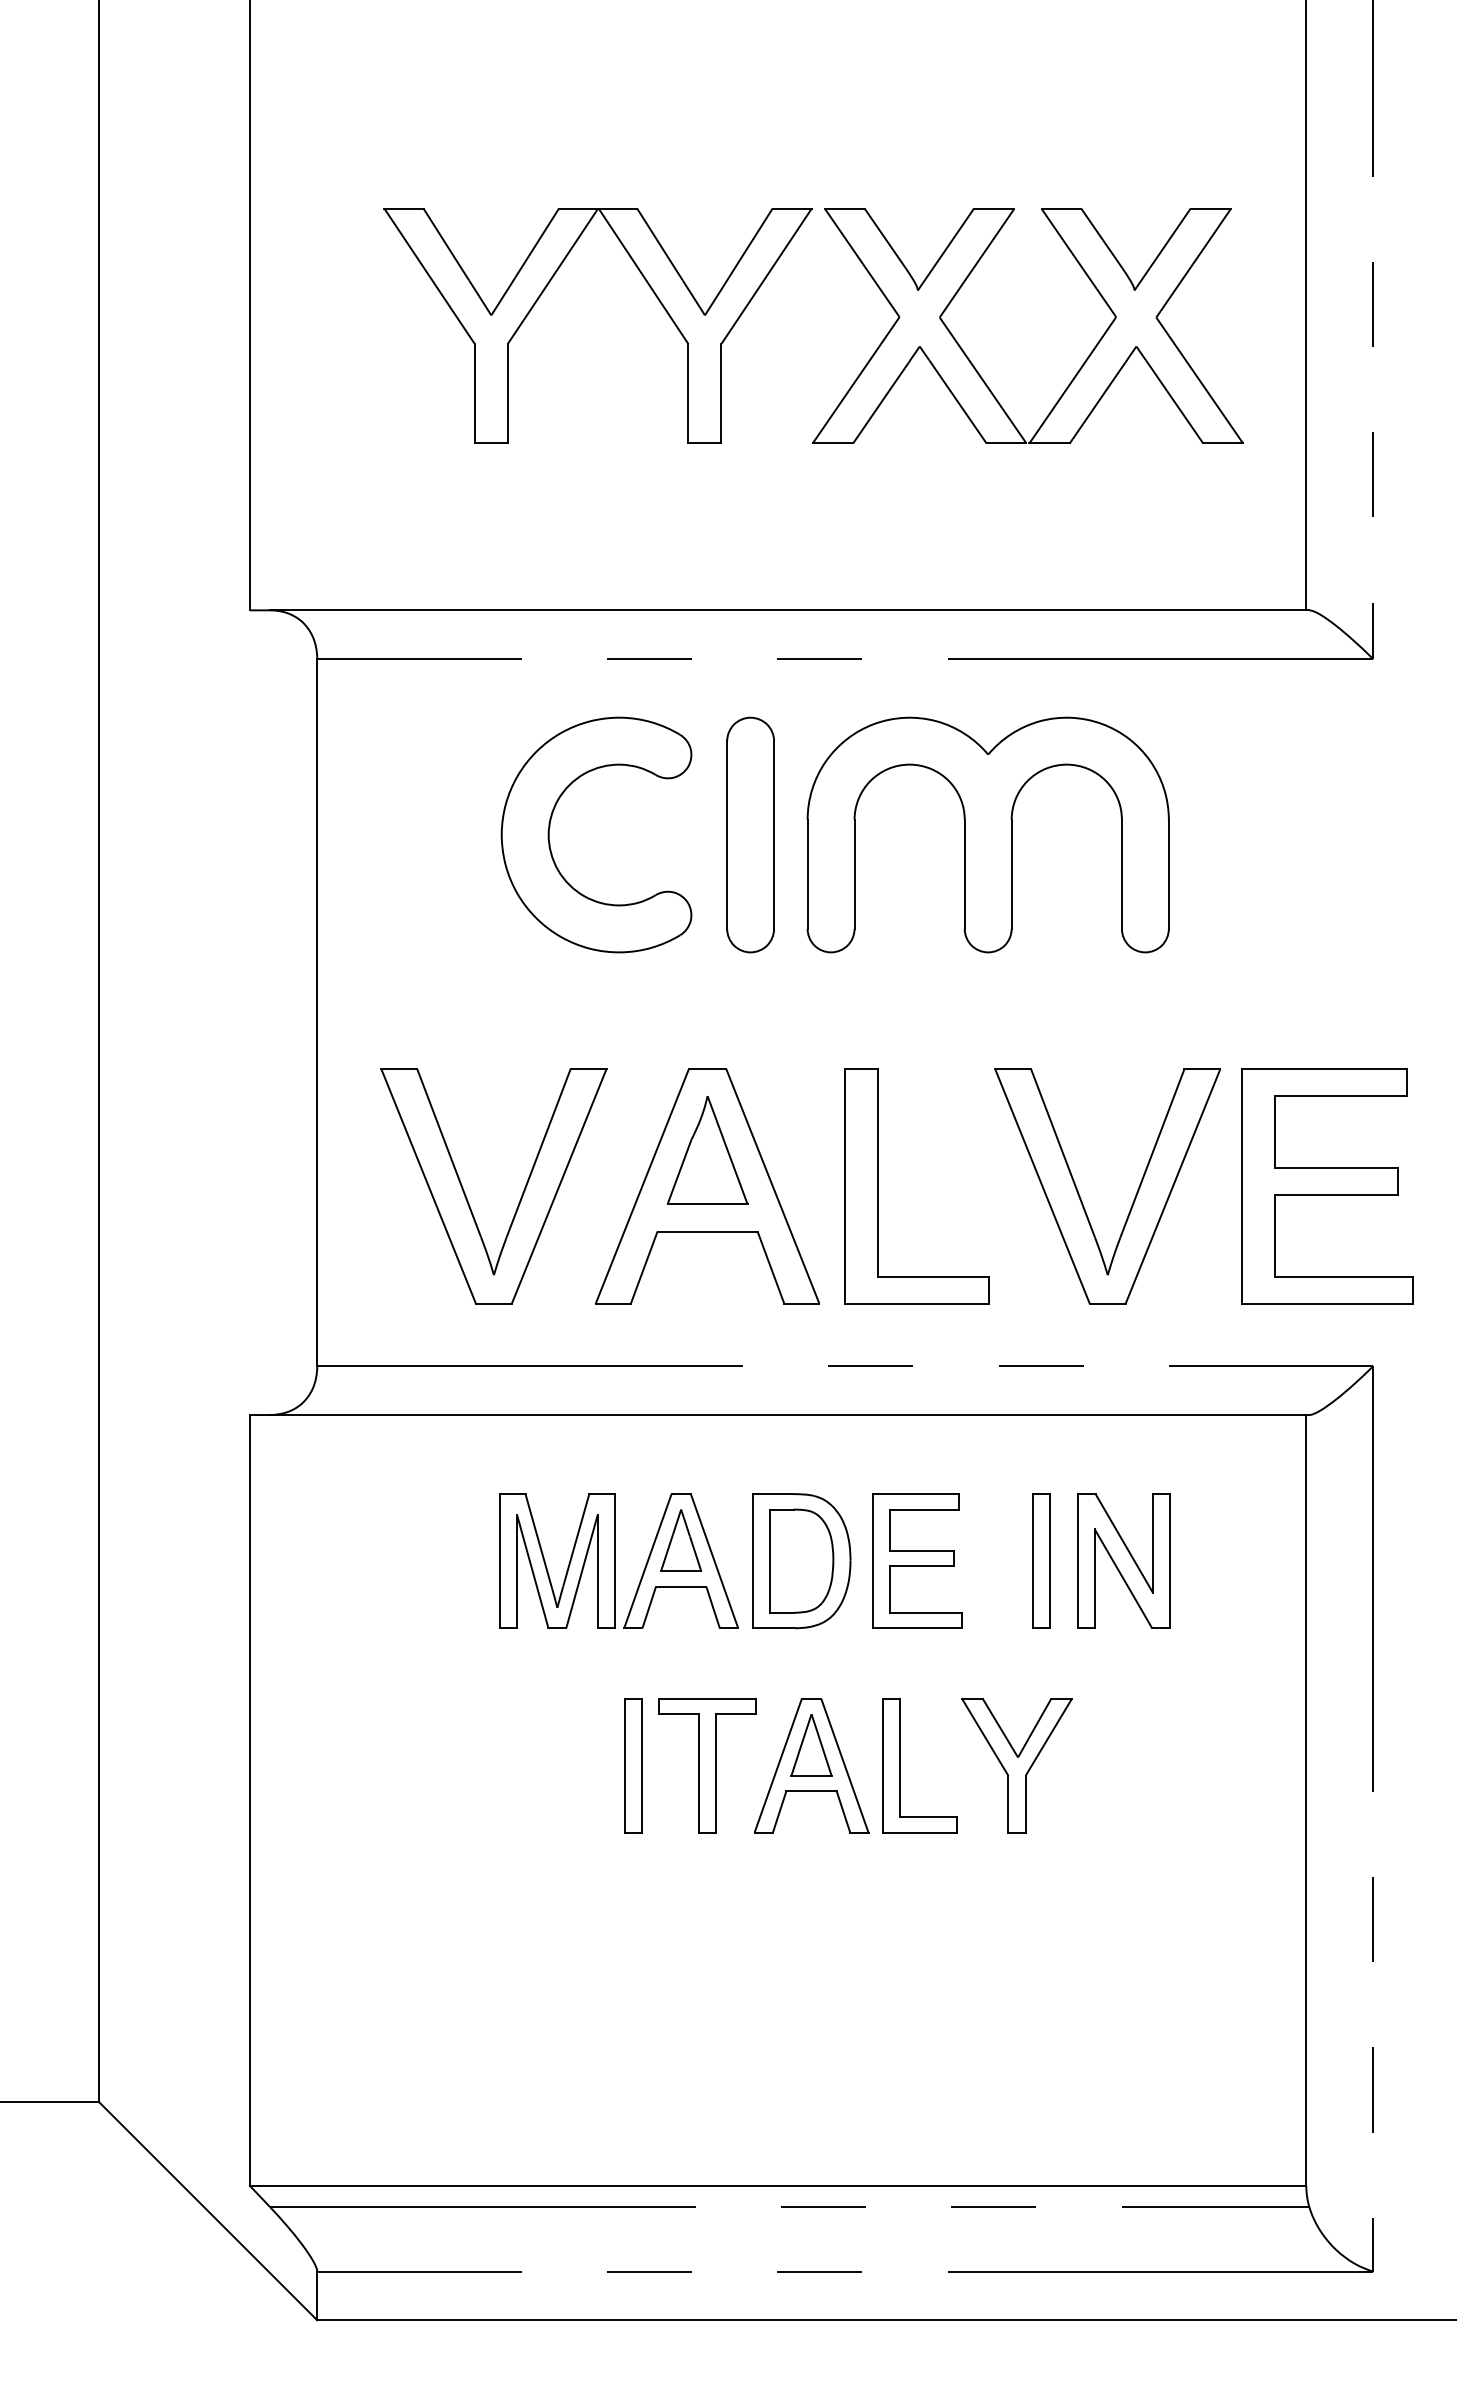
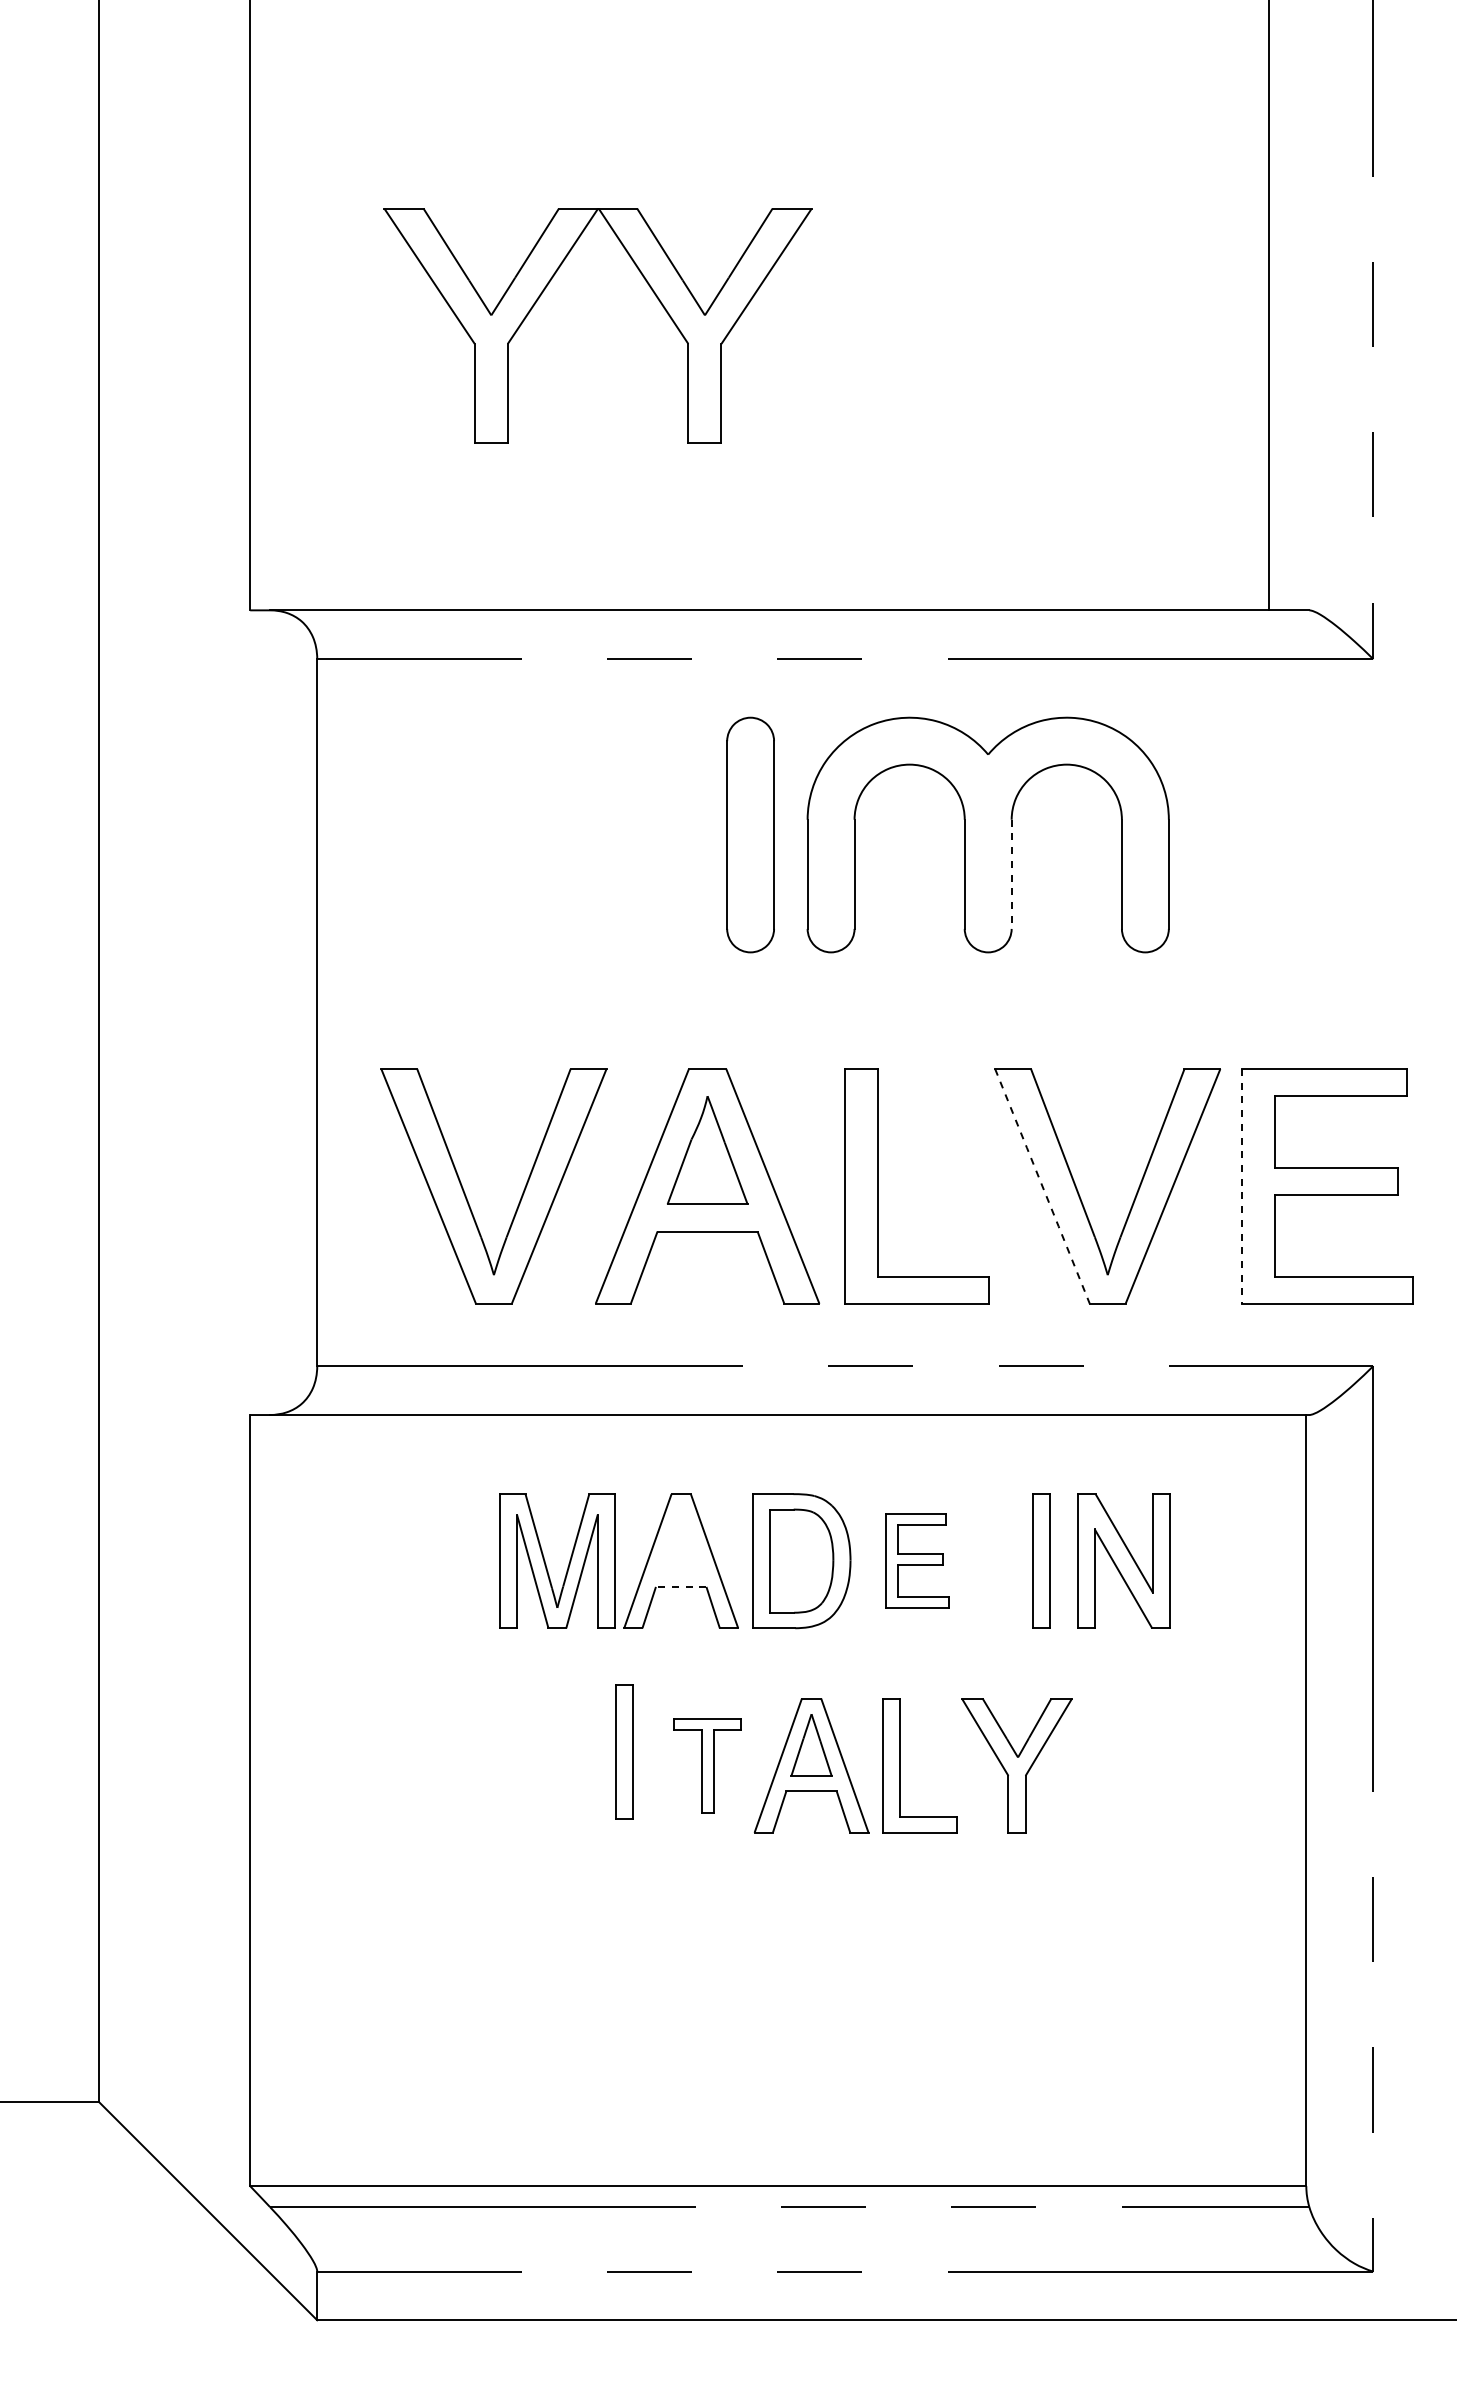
line position: (1306, 306) -> (1269, 306) (1269, 306)
part: present -> none (971, 361)
part: present -> none (550, 827)
line: solid -> dashed (1011, 874)
line: solid -> dashed (1042, 1186)
line: solid -> dashed (1241, 1186)
part: present -> none (680, 1540)
part size: 91x136 px -> 65x96 px (917, 1560)
line: solid -> dashed (680, 1586)
part position: (633, 1765) -> (624, 1751) (624, 1751)
part size: 99x136 px -> 69x96 px (707, 1765)
